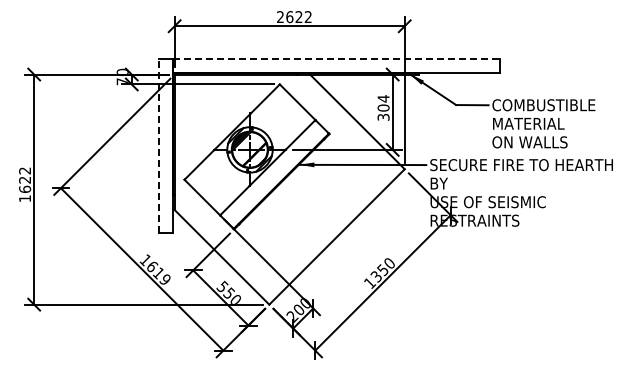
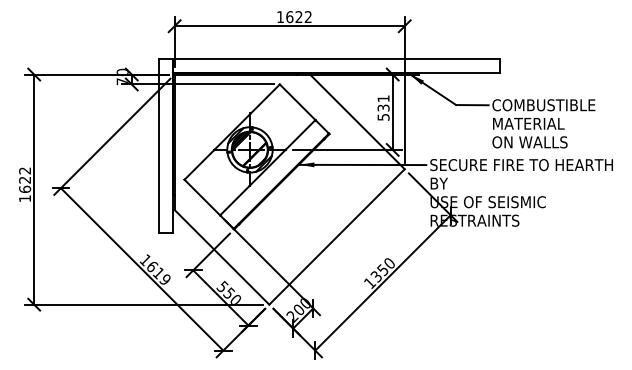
text: 2622 -> 1622 (280, 16)
line: dashed -> solid (336, 59)
text: 304 -> 531 (383, 107)
line: dashed -> solid (159, 146)
